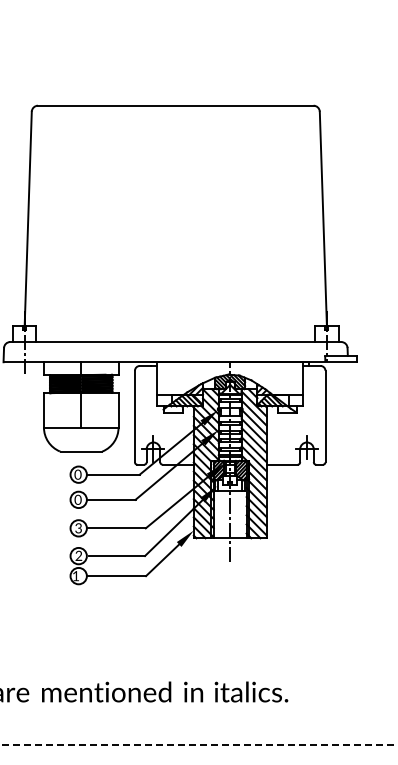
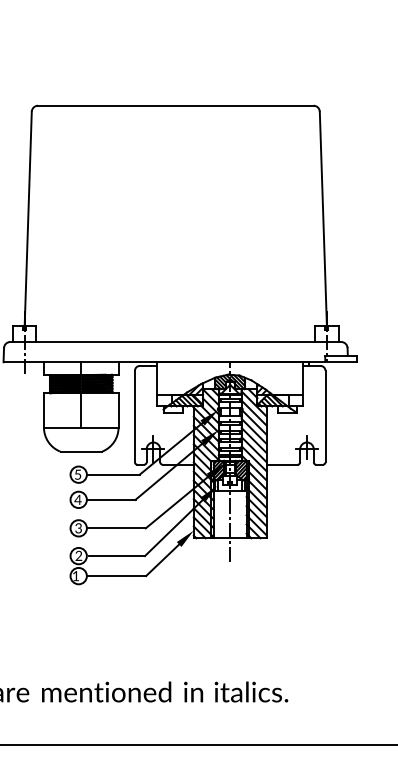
text: 0 -> 5 (77, 474)
text: 0 -> 4 (77, 499)
line: dashed -> solid (199, 744)
